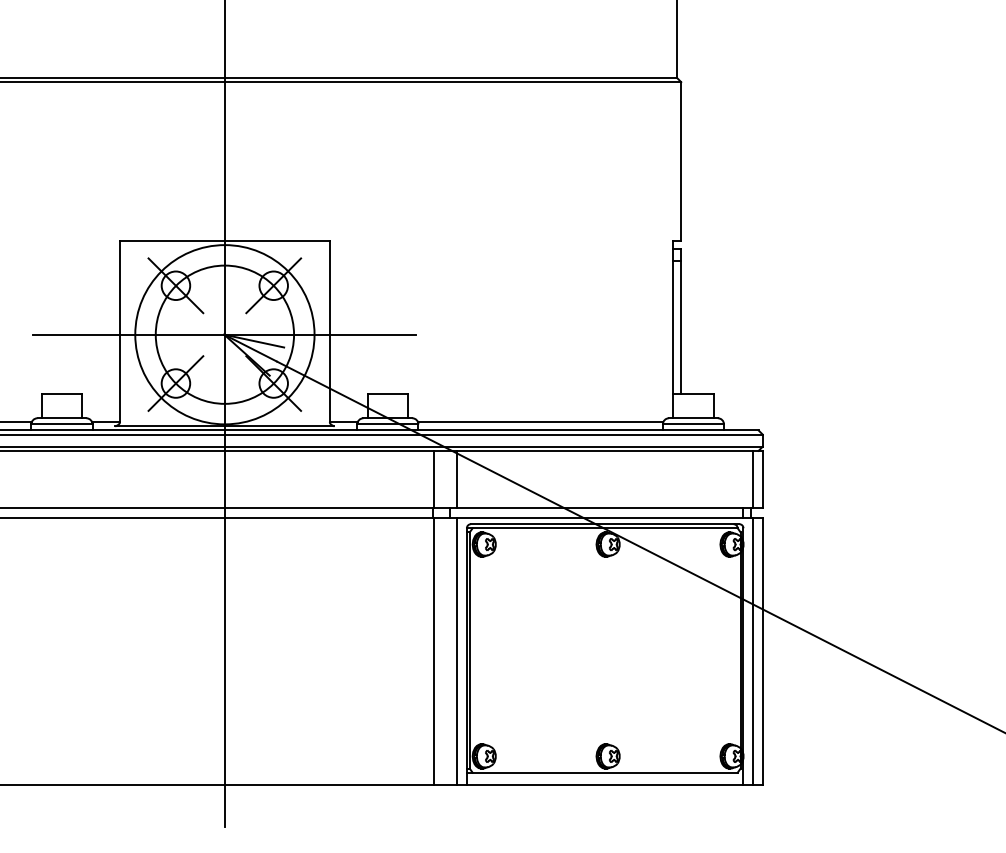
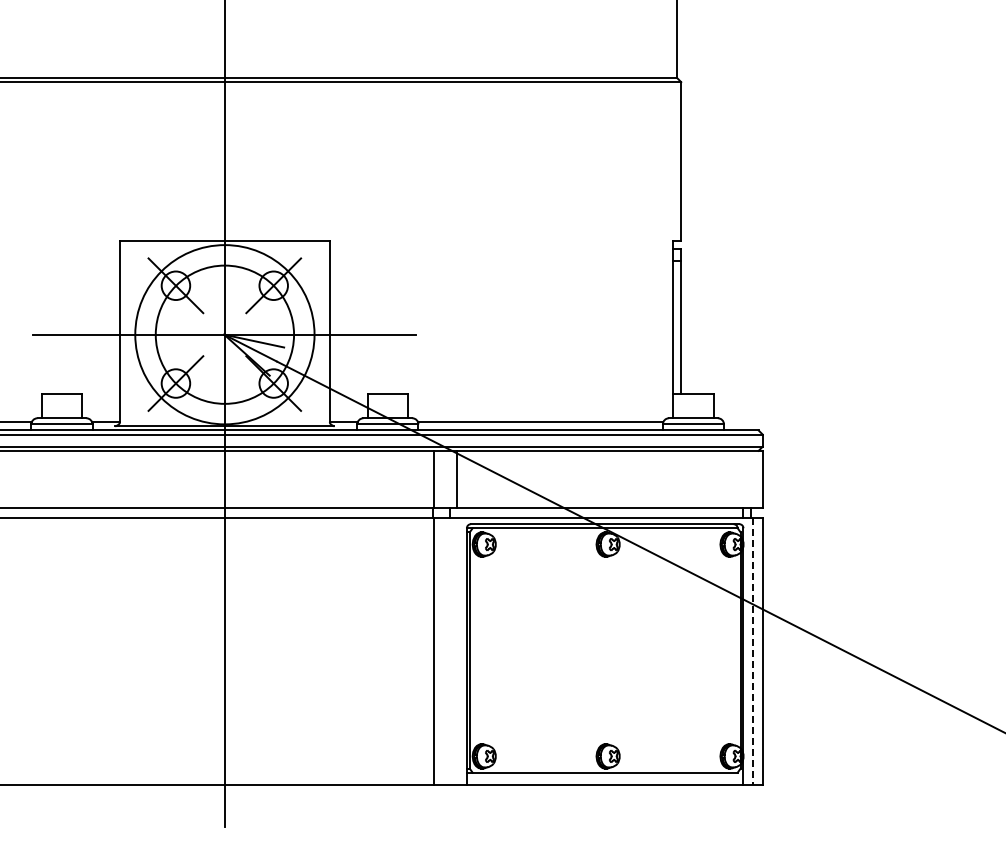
line: present -> none (753, 478)
line: present -> none (457, 650)
line: solid -> dashed (753, 651)
